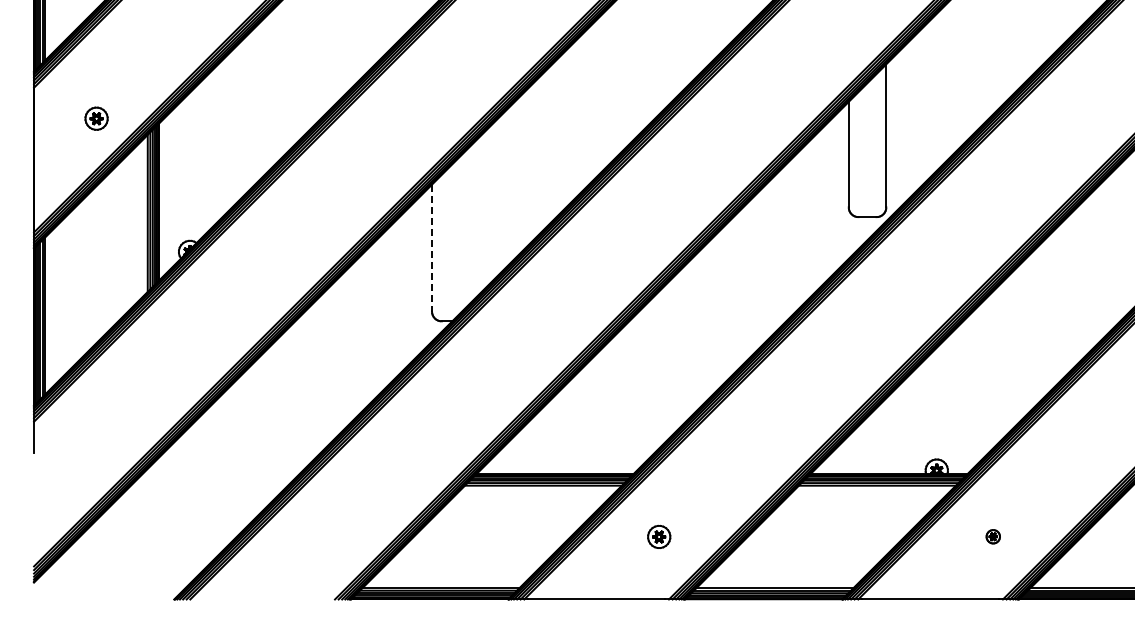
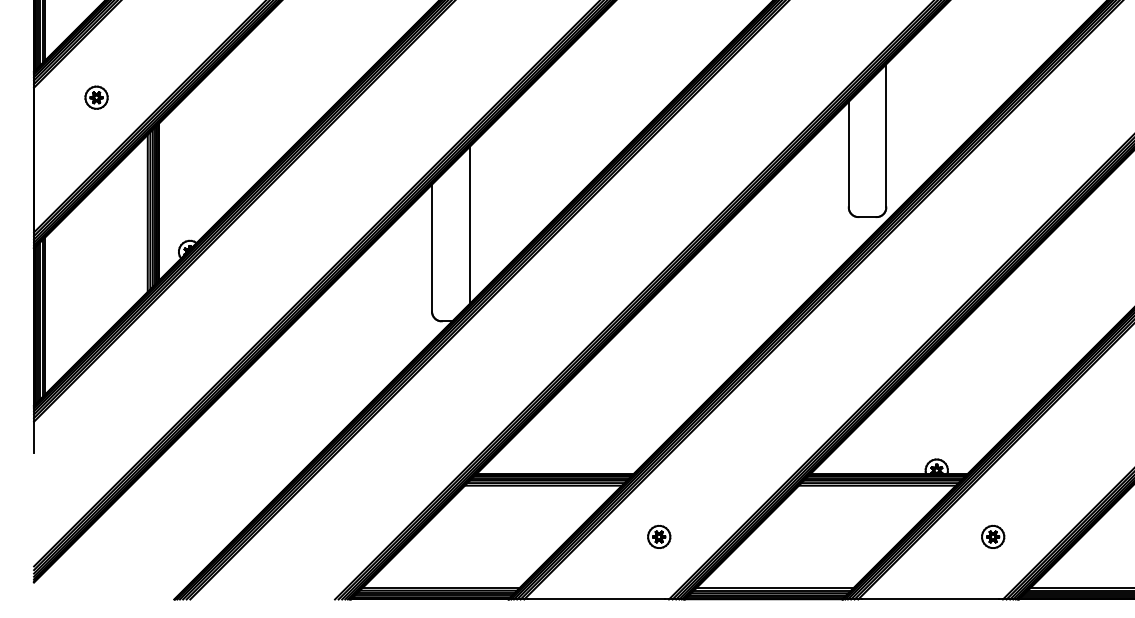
part position: (96, 118) -> (96, 97) (96, 97)
line: none -> present (469, 225)
line: dashed -> solid (432, 248)
part size: 16x16 px -> 25x25 px (993, 536)
